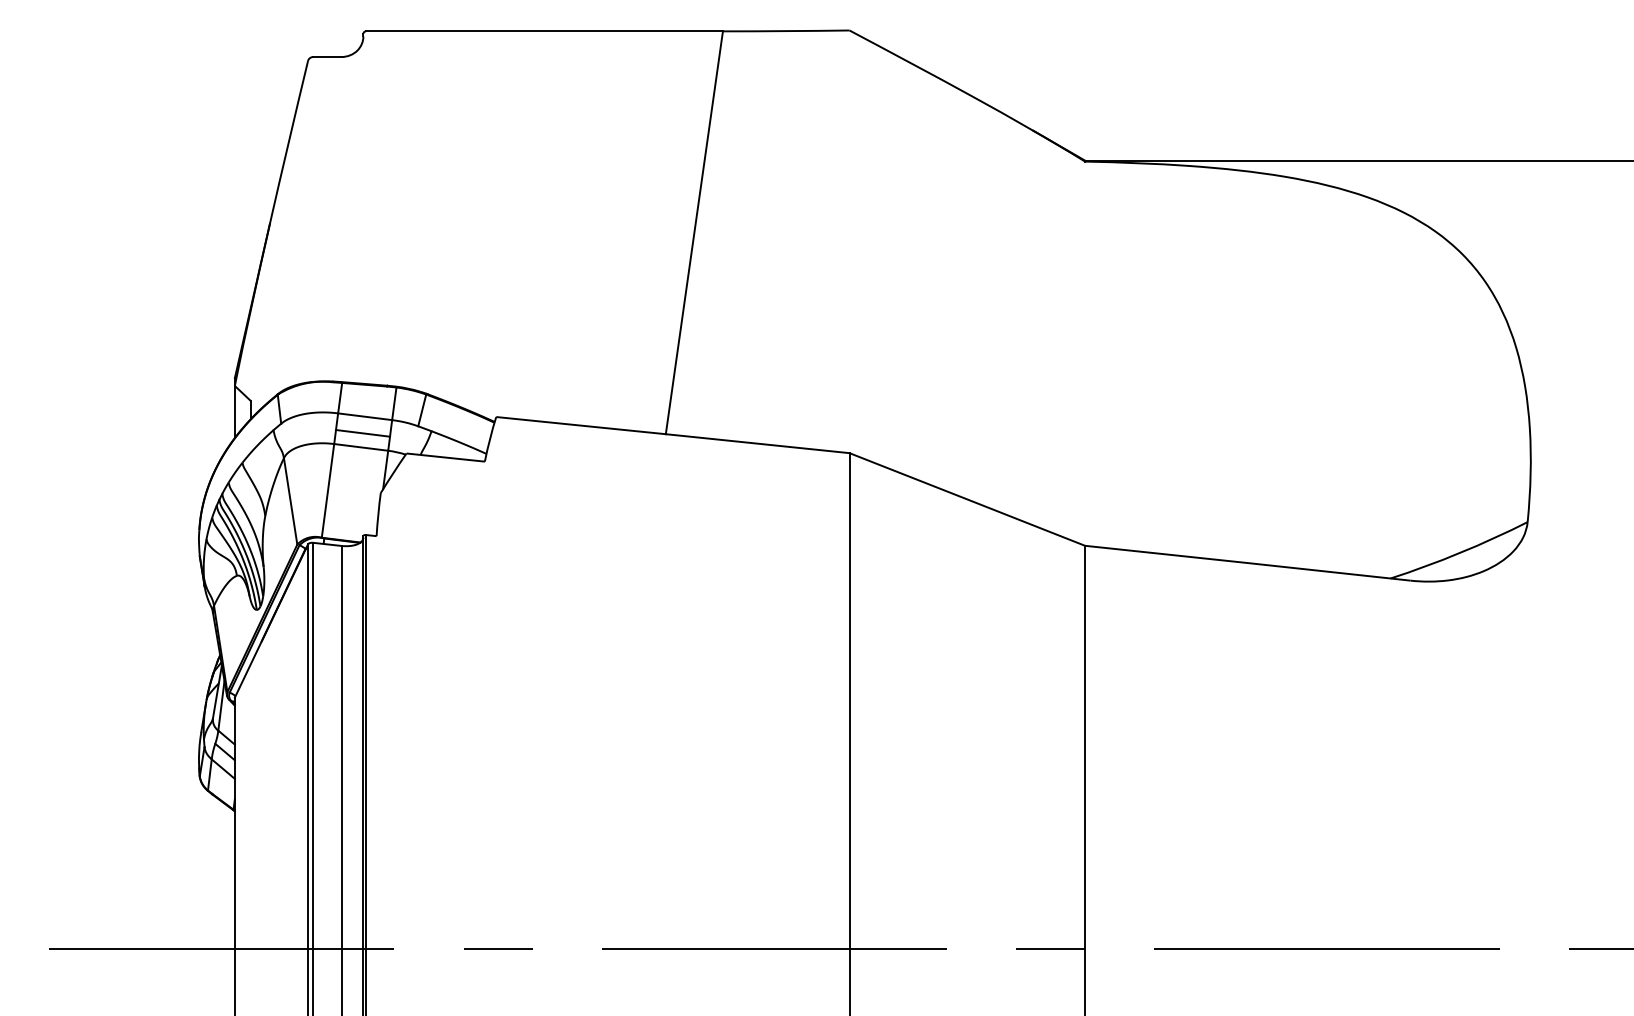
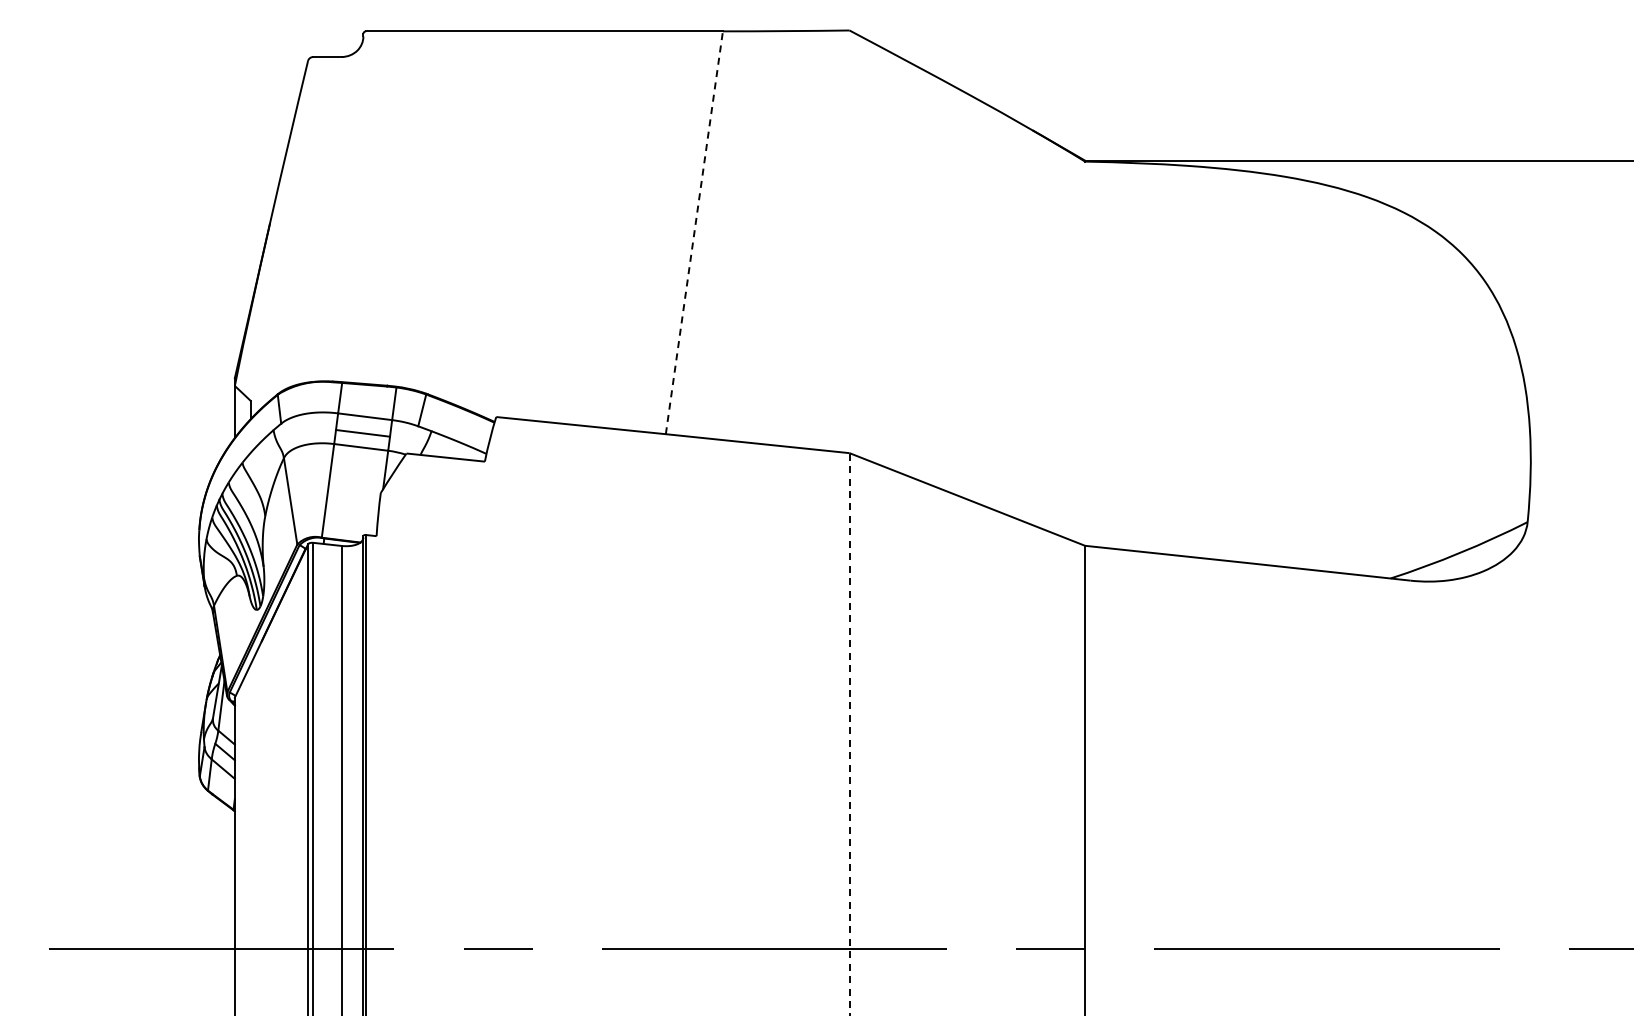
line: solid -> dashed (694, 232)
line: solid -> dashed (849, 734)
